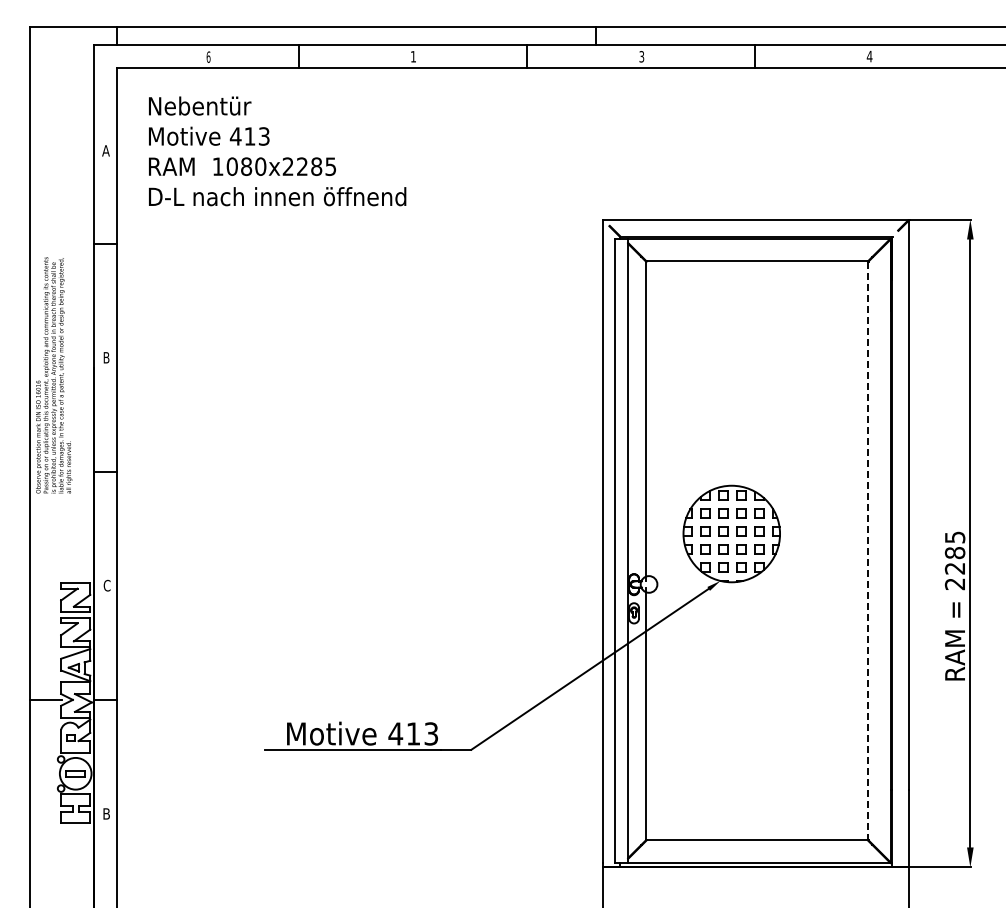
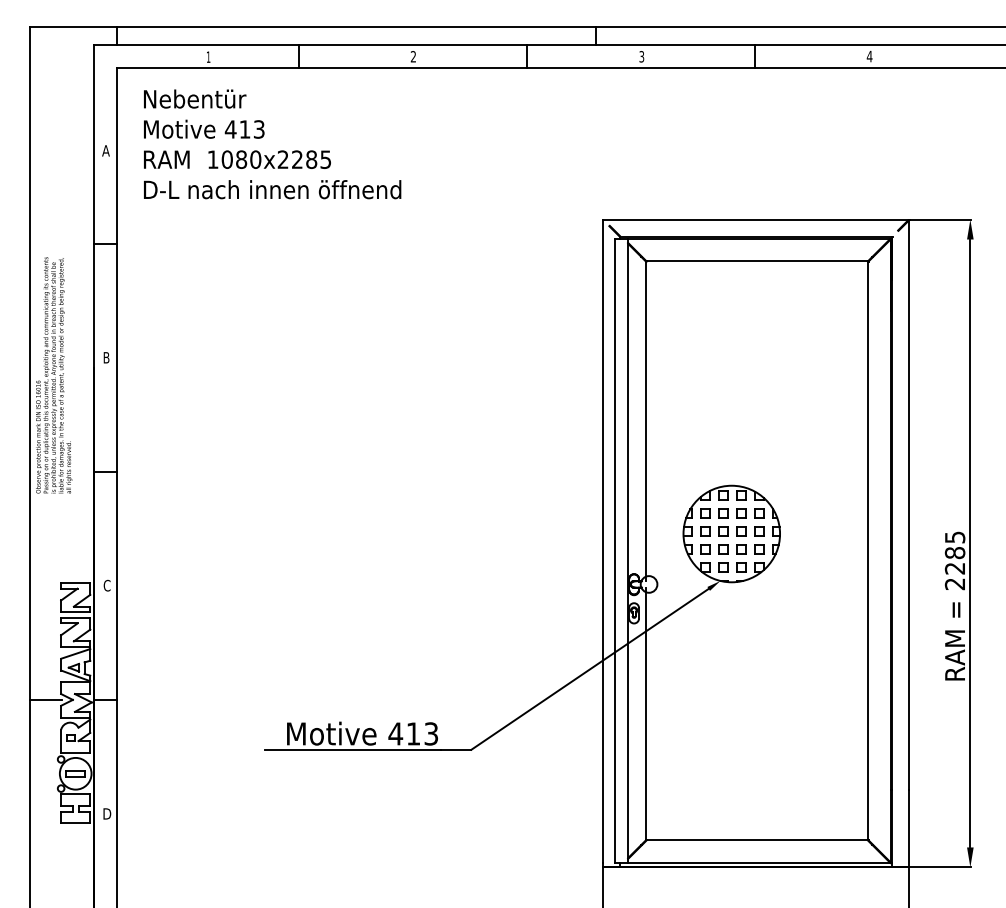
text: 6 -> 1 (208, 56)
text: 1 -> 2 (412, 56)
text position: (277, 151) -> (272, 144) (272, 144)
line: dashed -> solid (868, 551)
text: B -> D (107, 814)
